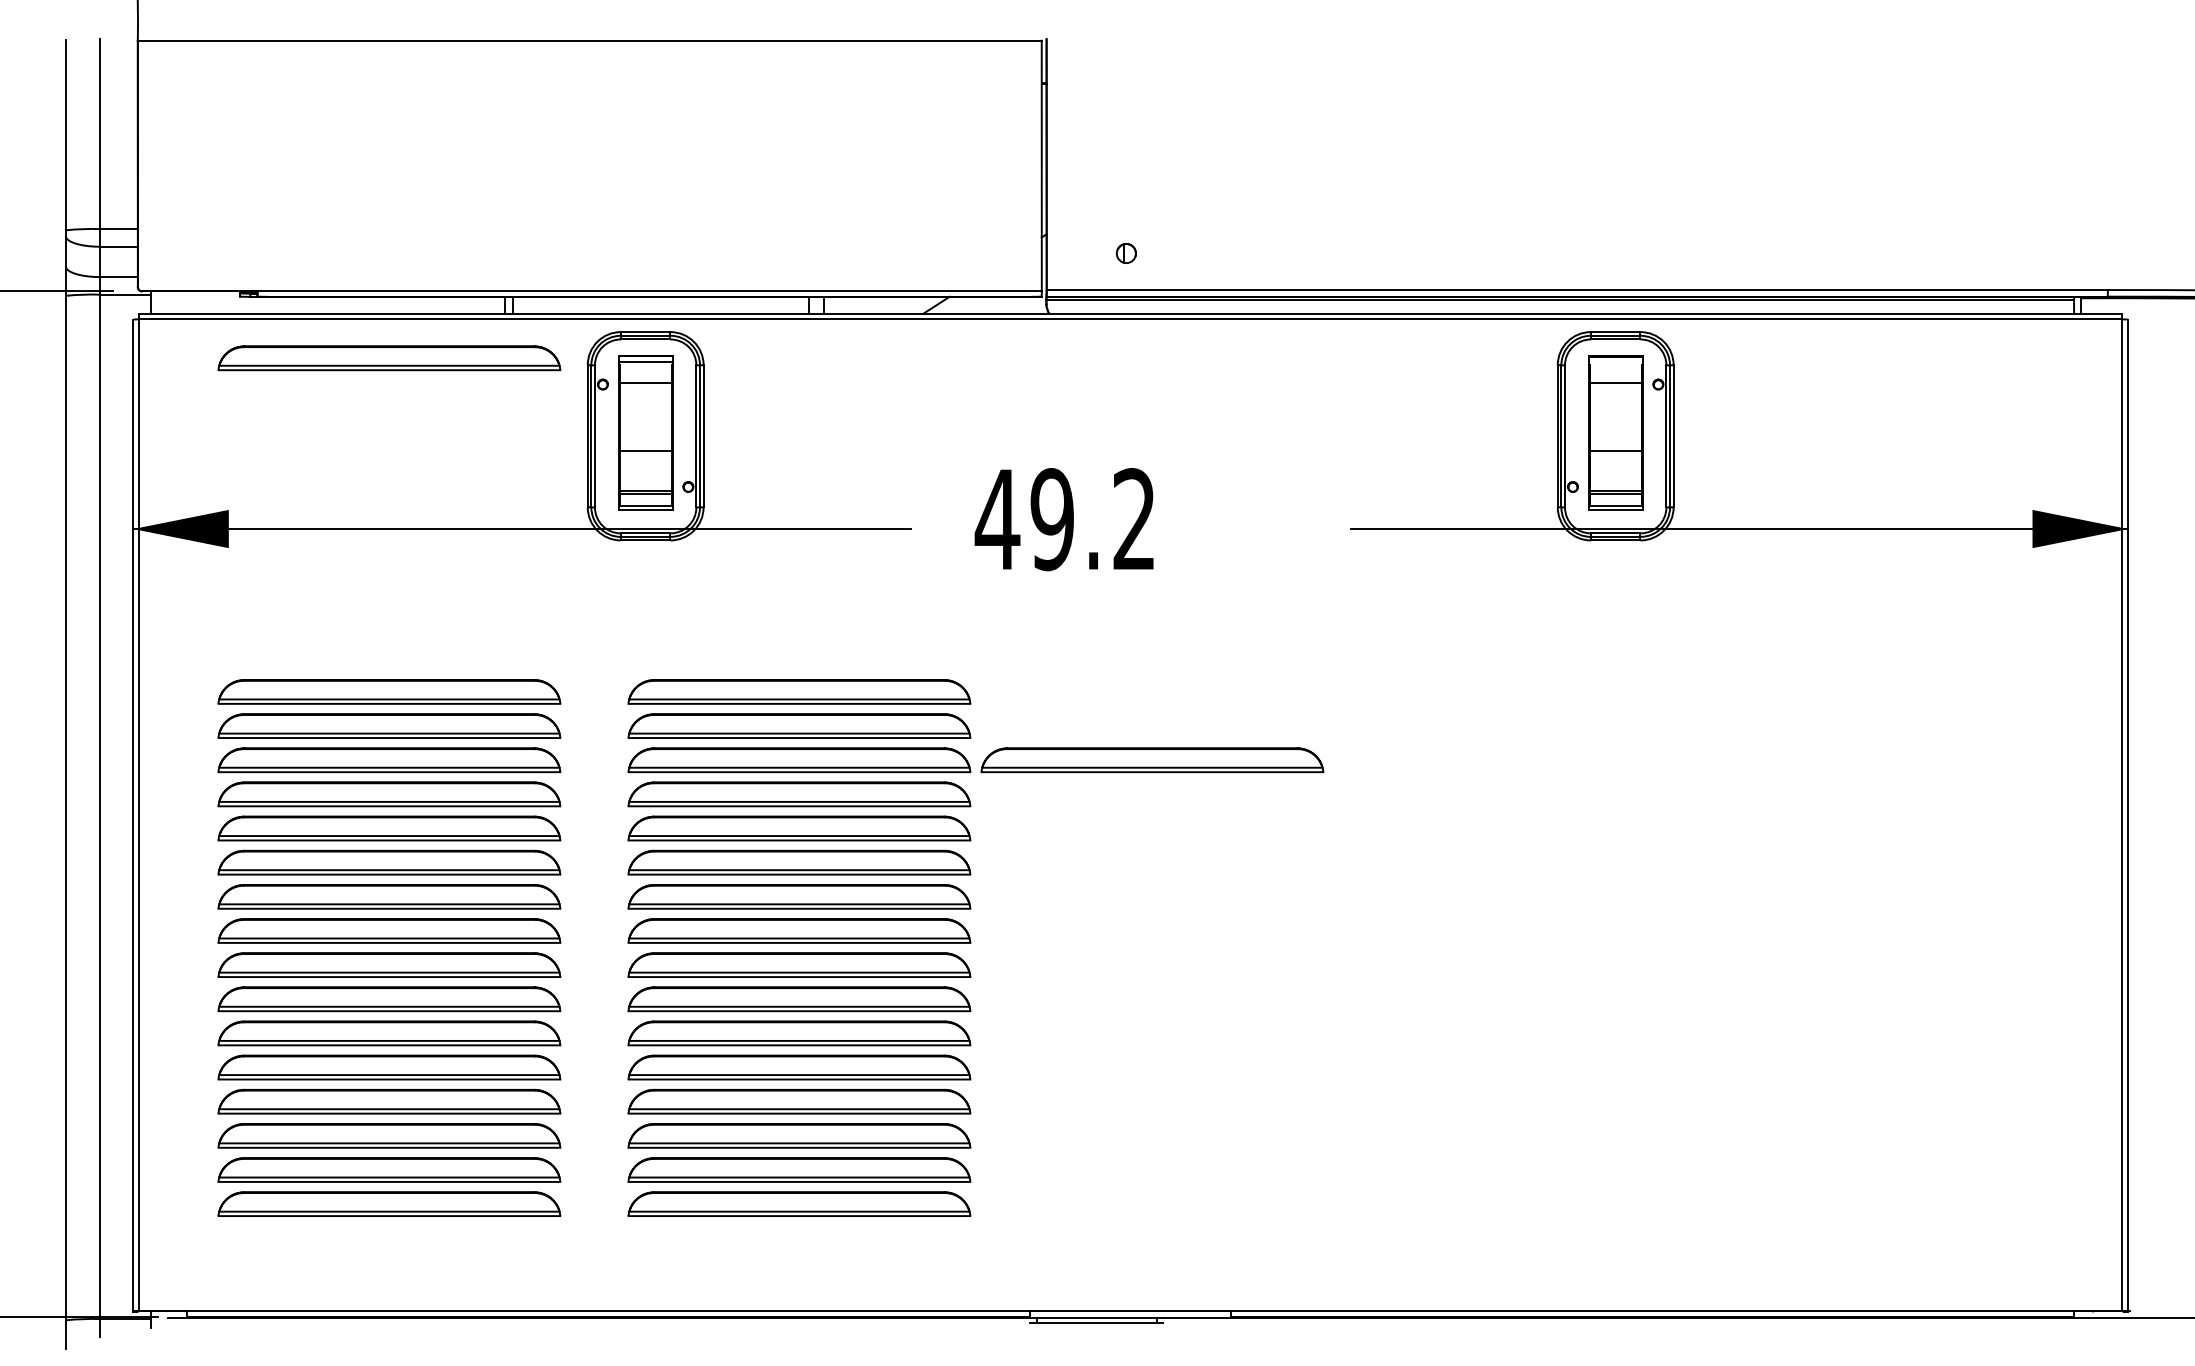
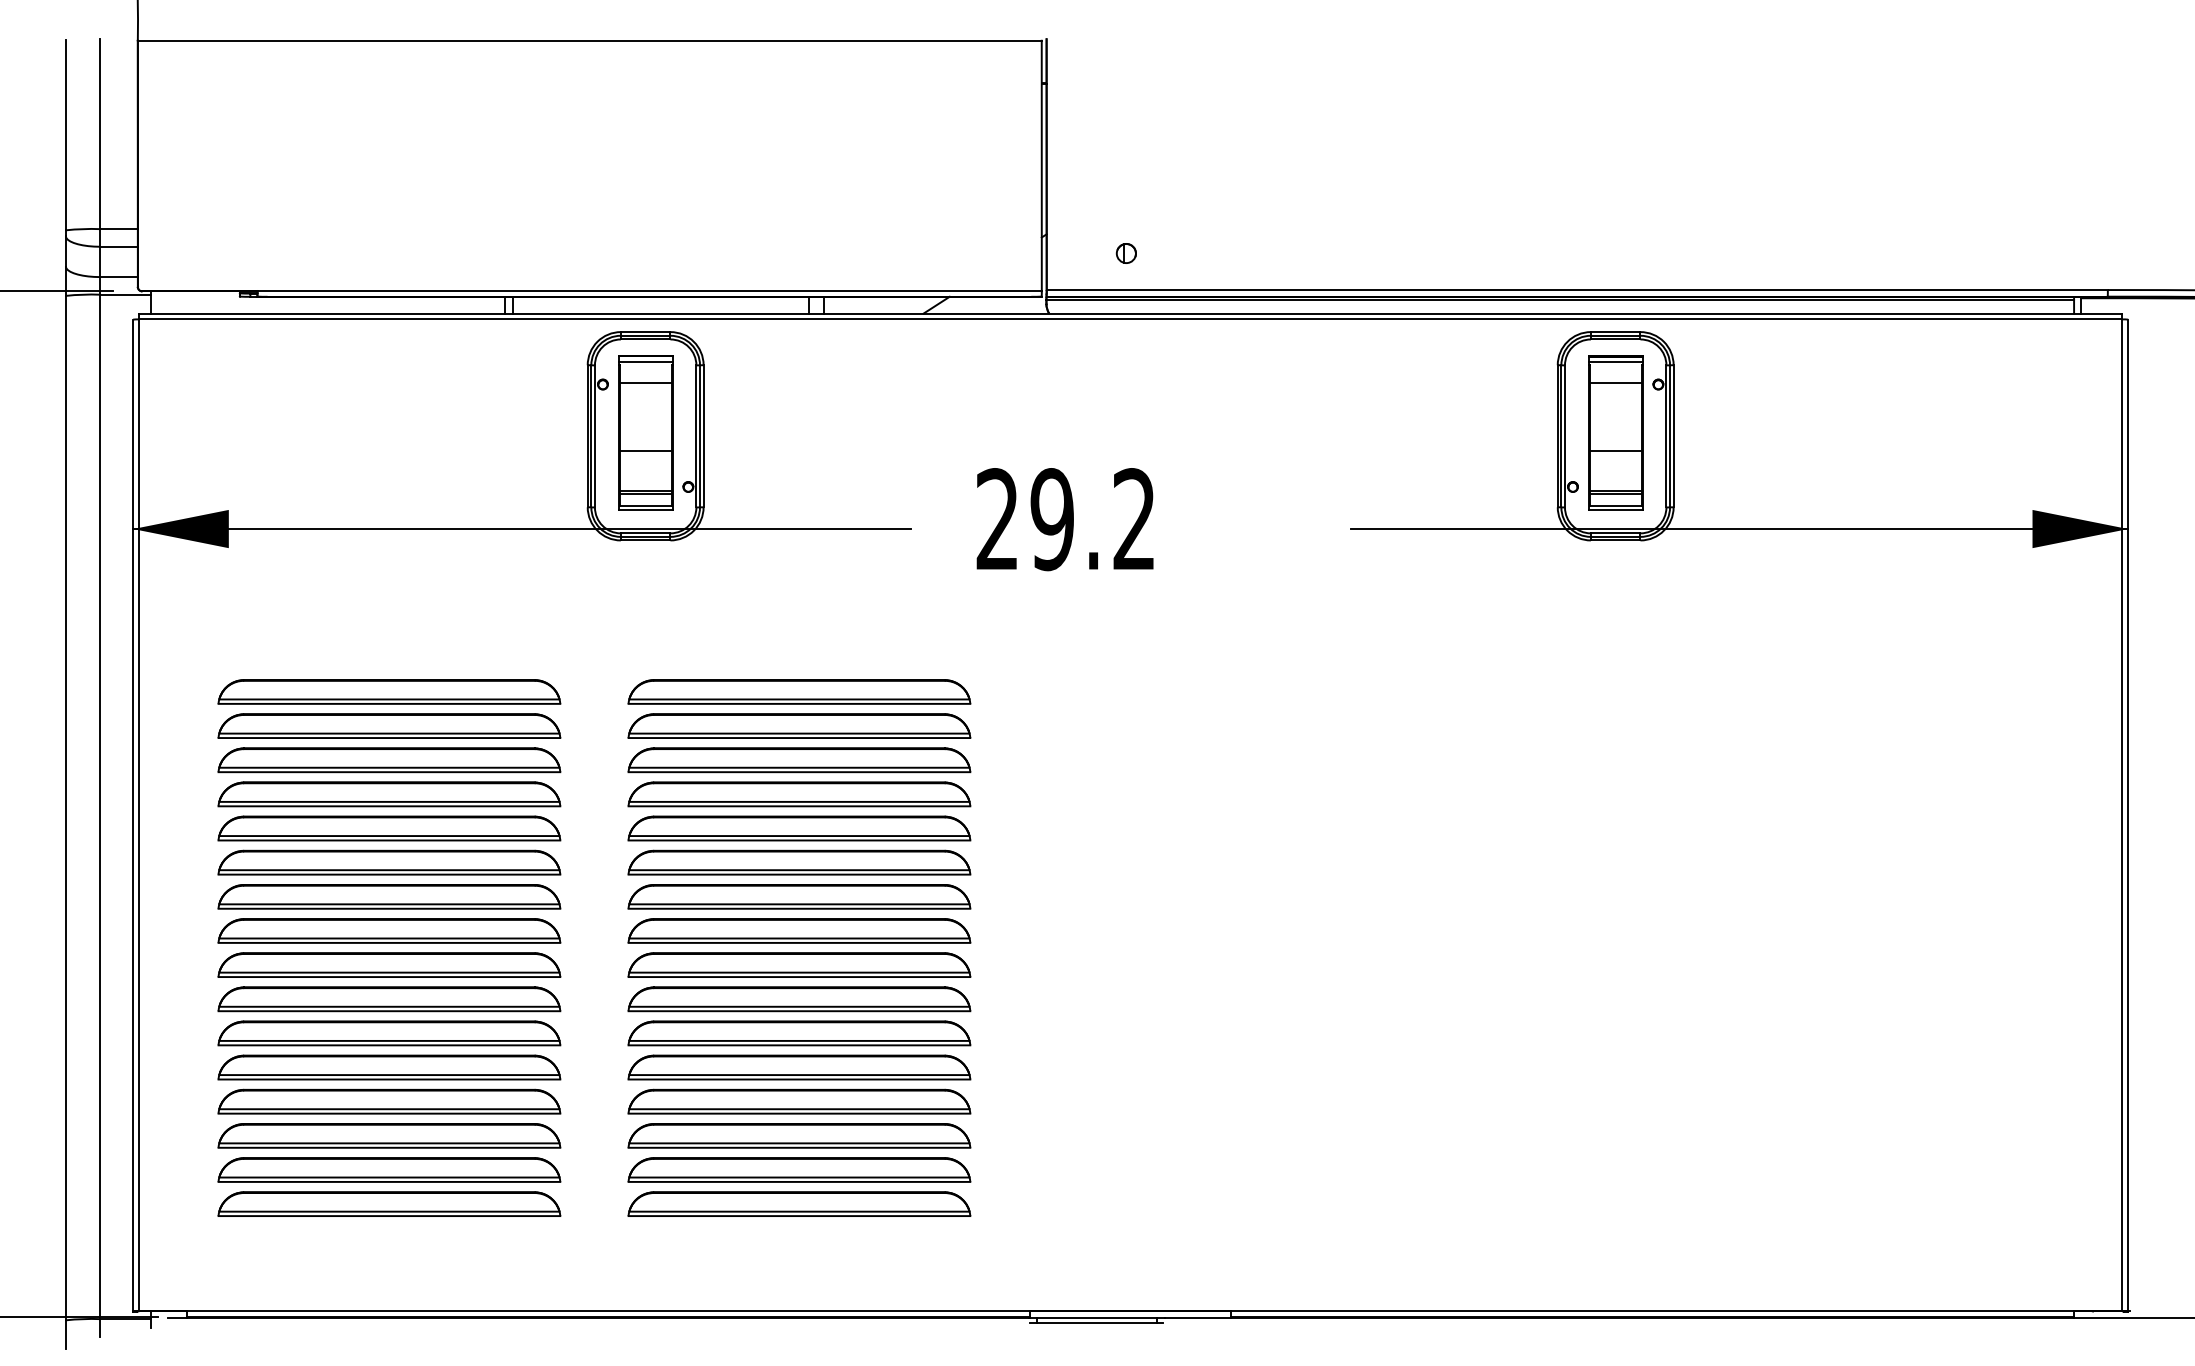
part: present -> none (389, 358)
line: none -> present (1615, 361)
text: 49.2 -> 29.2 (997, 518)
part: present -> none (1152, 760)
